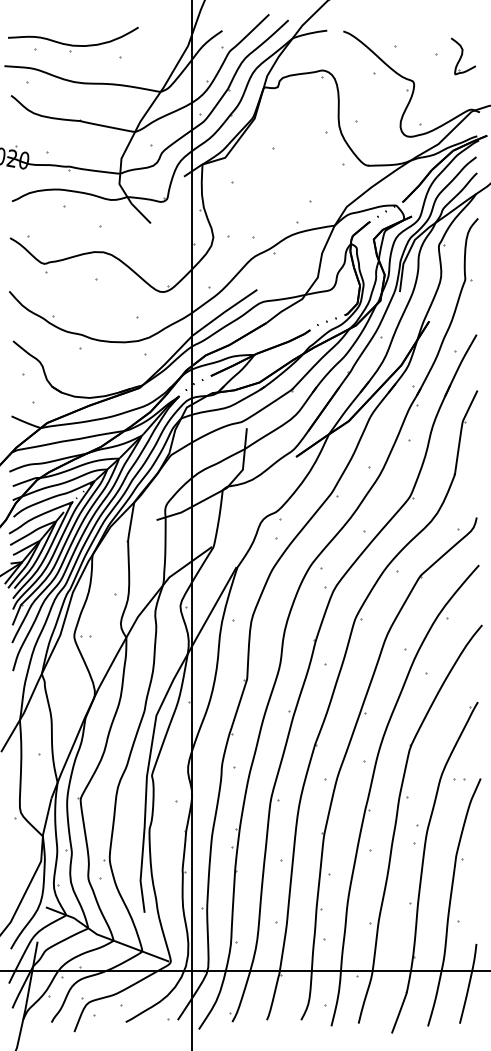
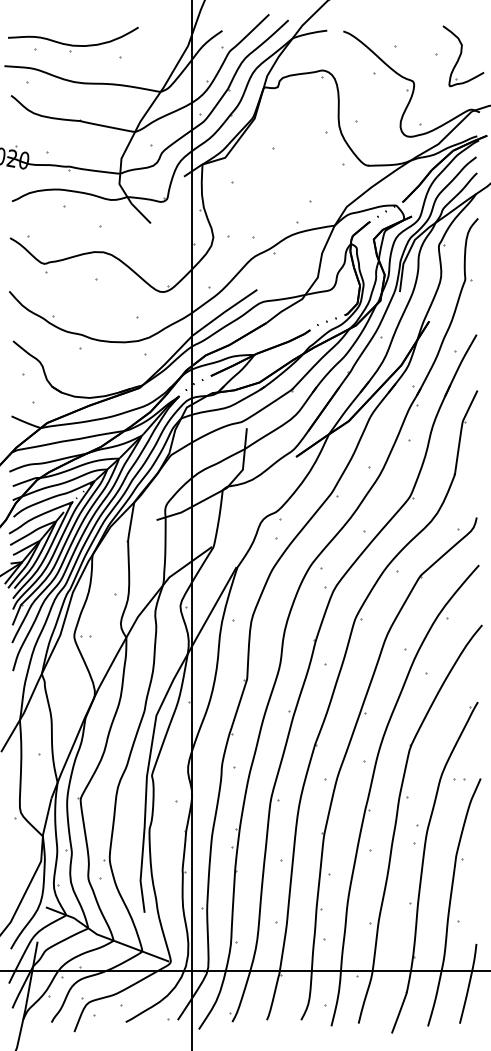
part size: 25x39 px -> 43x63 px (463, 56)
